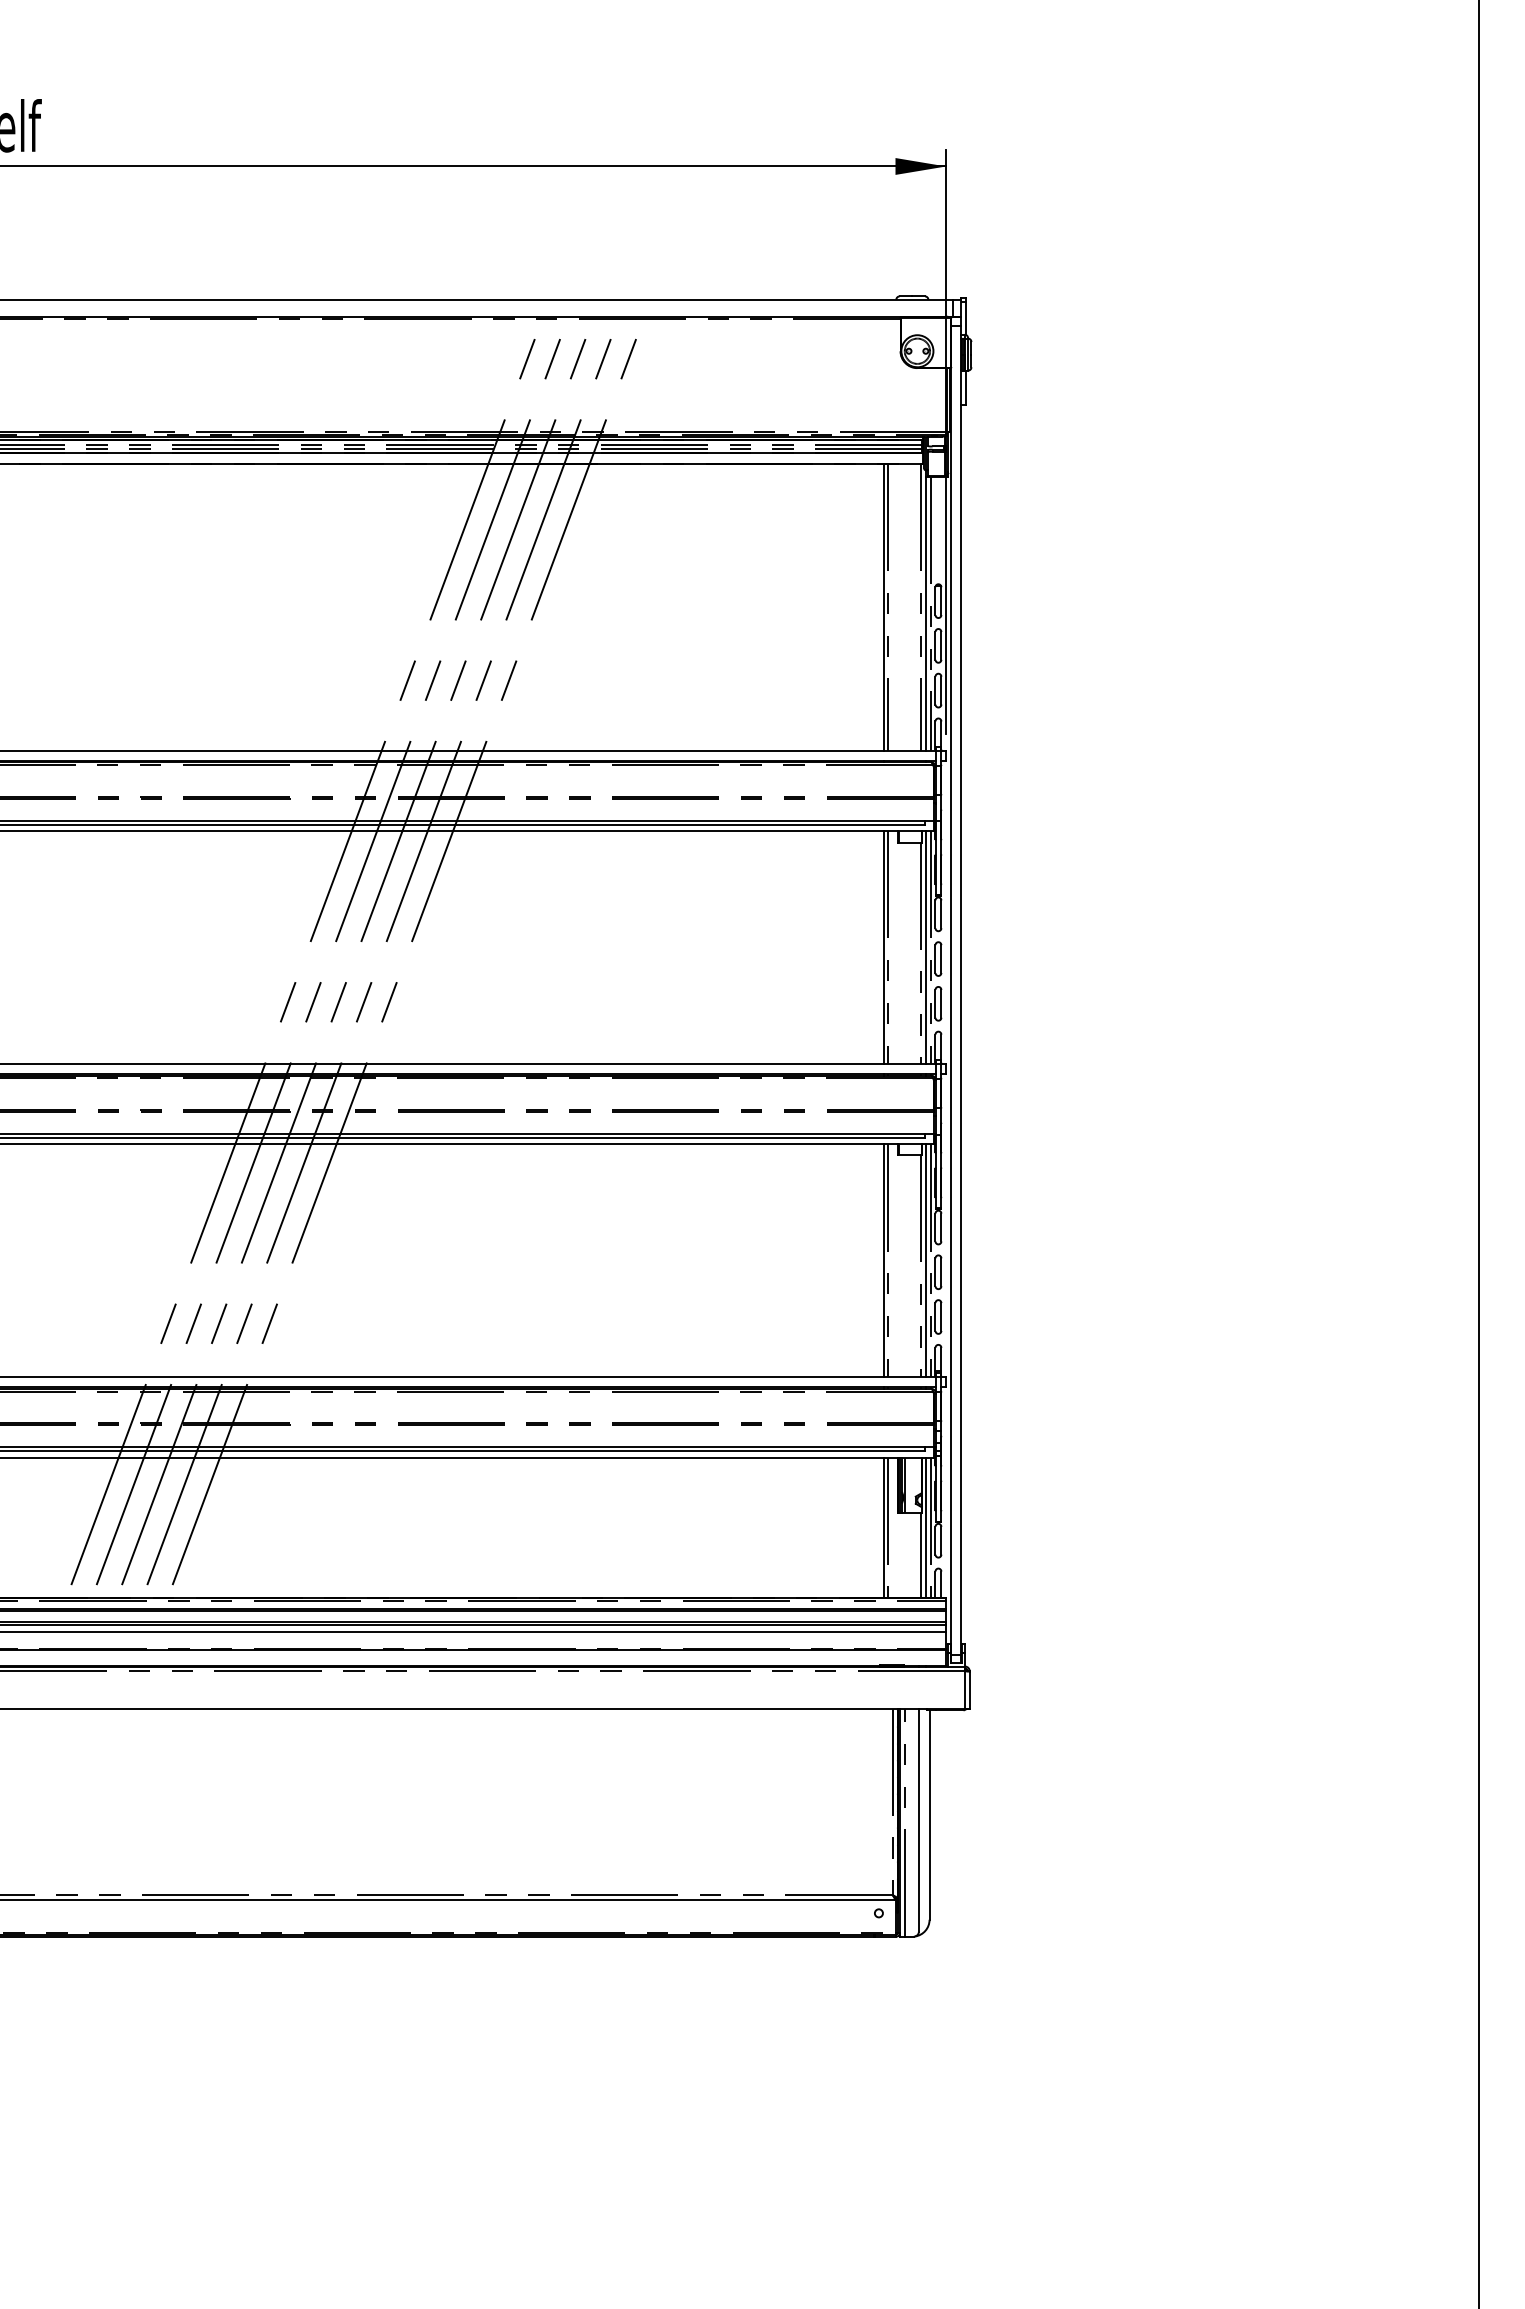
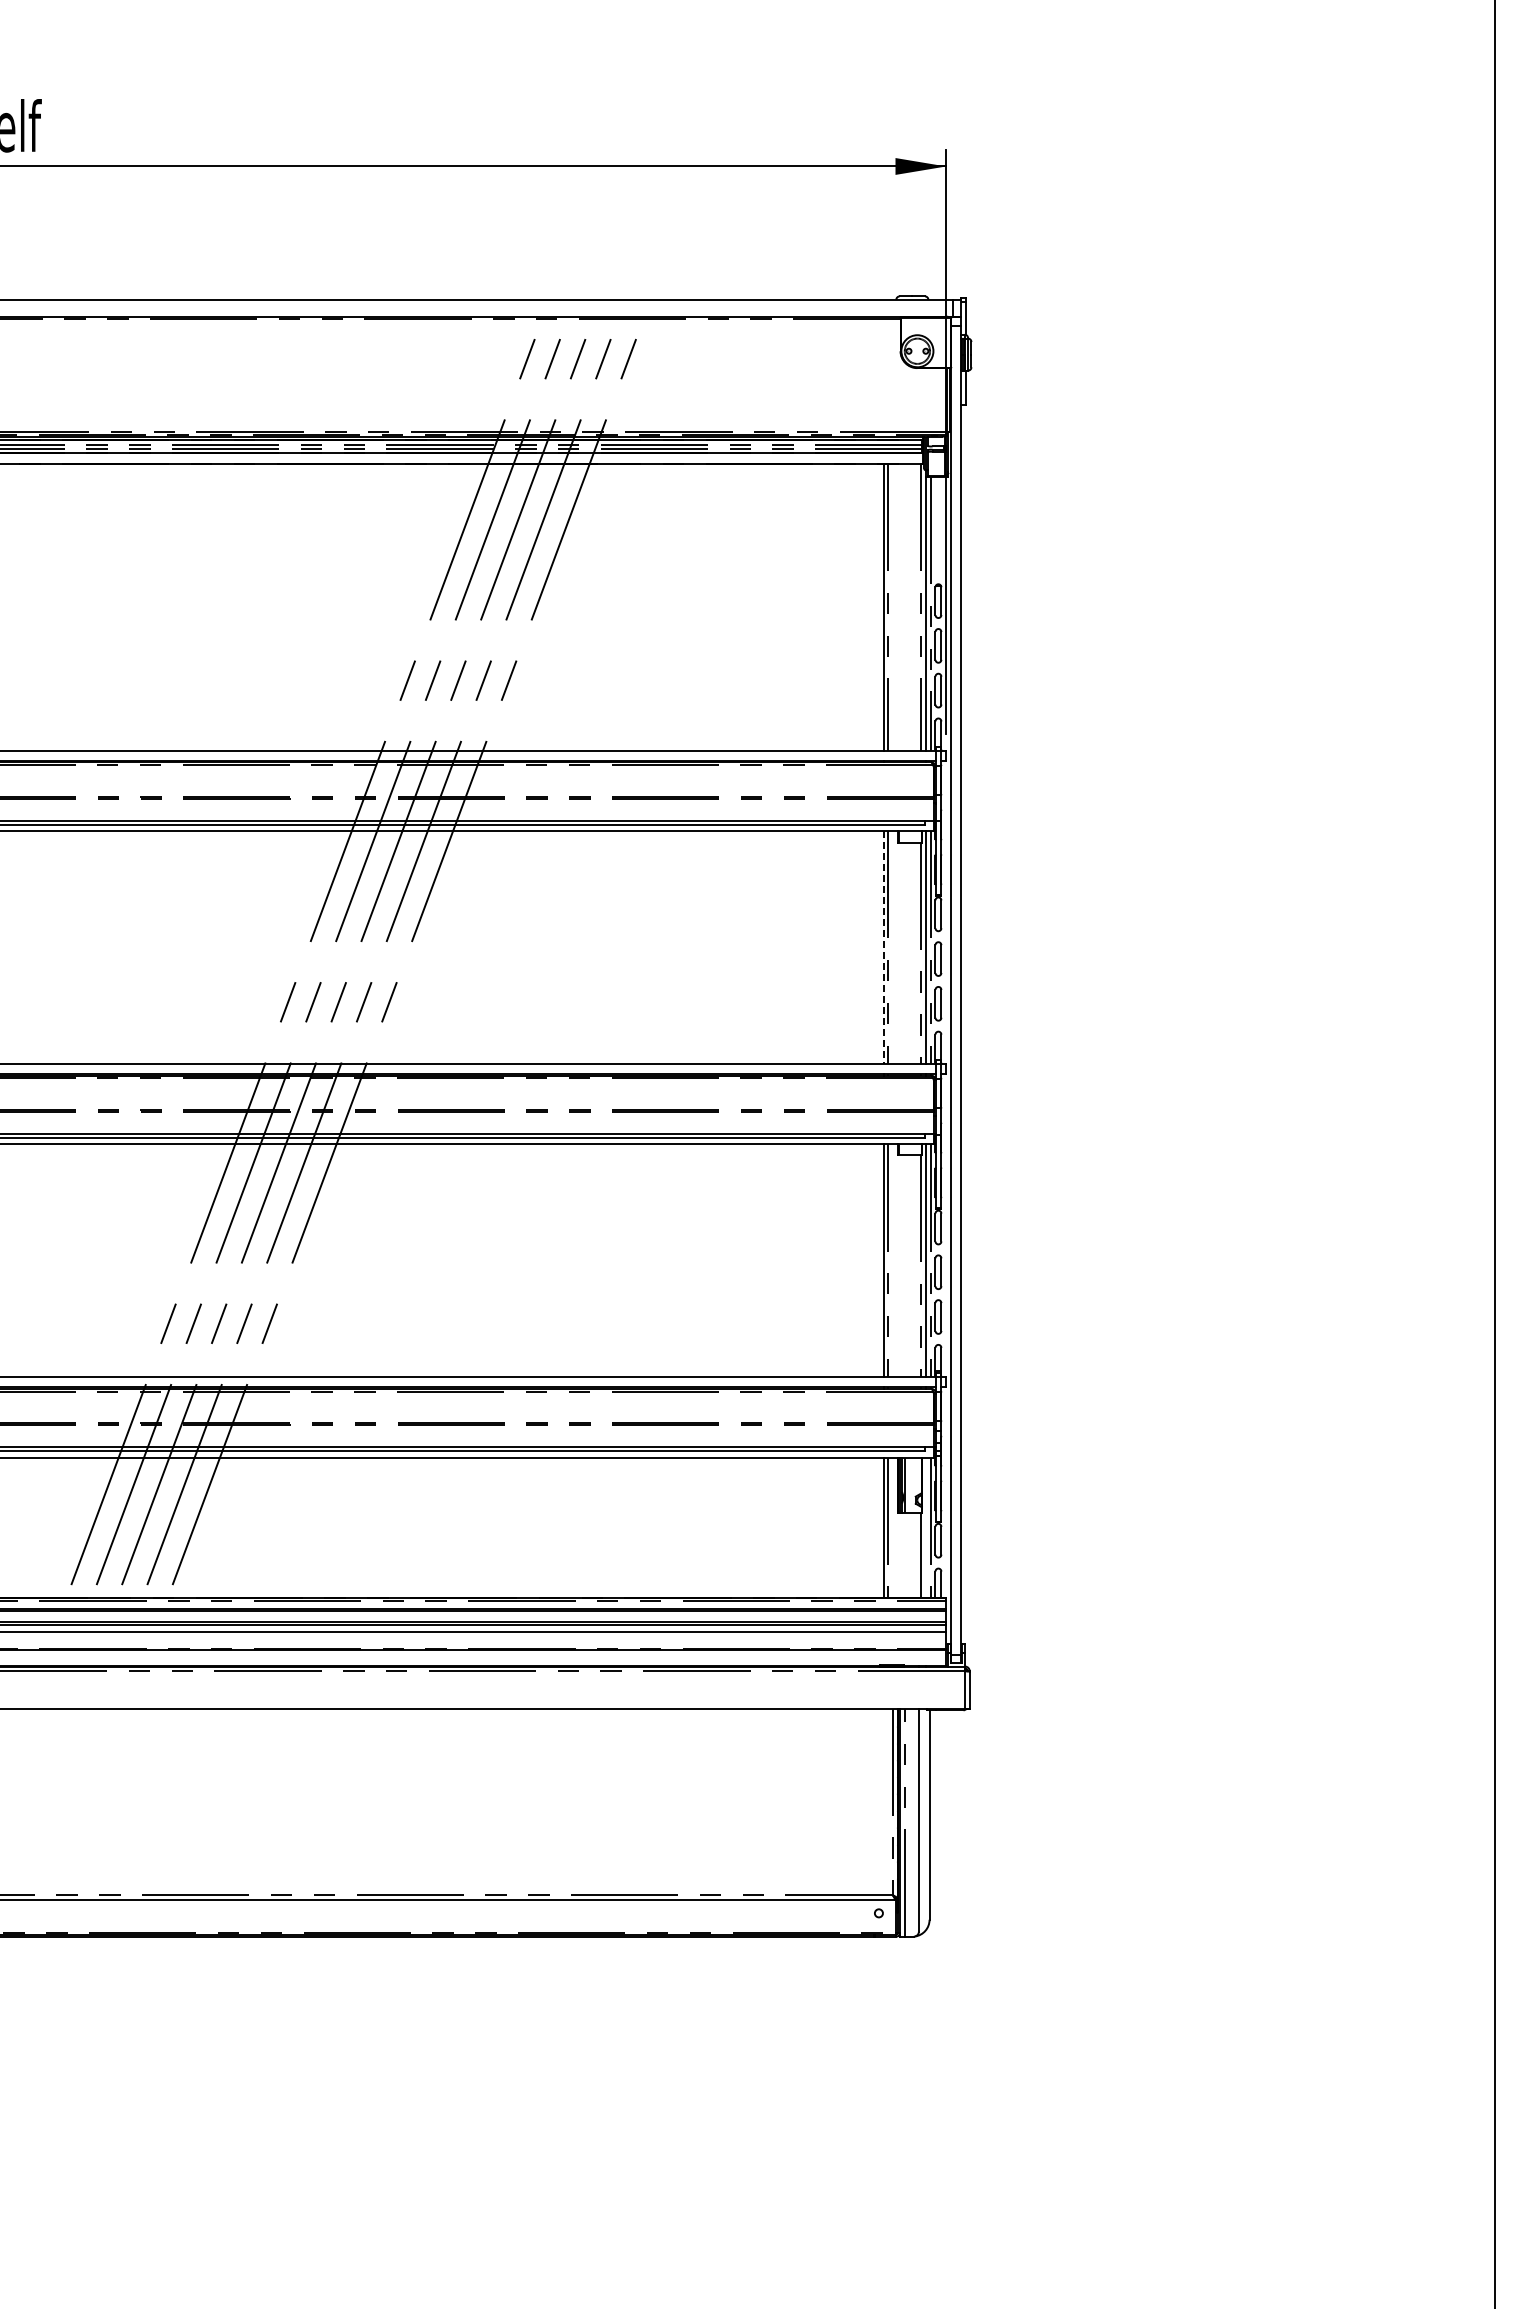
line: solid -> dashed (883, 948)
line position: (1479, 1153) -> (1495, 1153) (1495, 1153)
line: present -> none (925, 1527)
